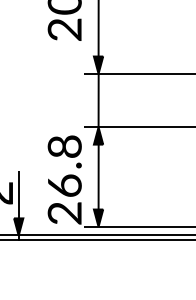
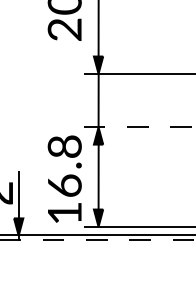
line: solid -> dashed (139, 127)
text: 2 -> 1 (64, 213)
line: solid -> dashed (98, 239)
